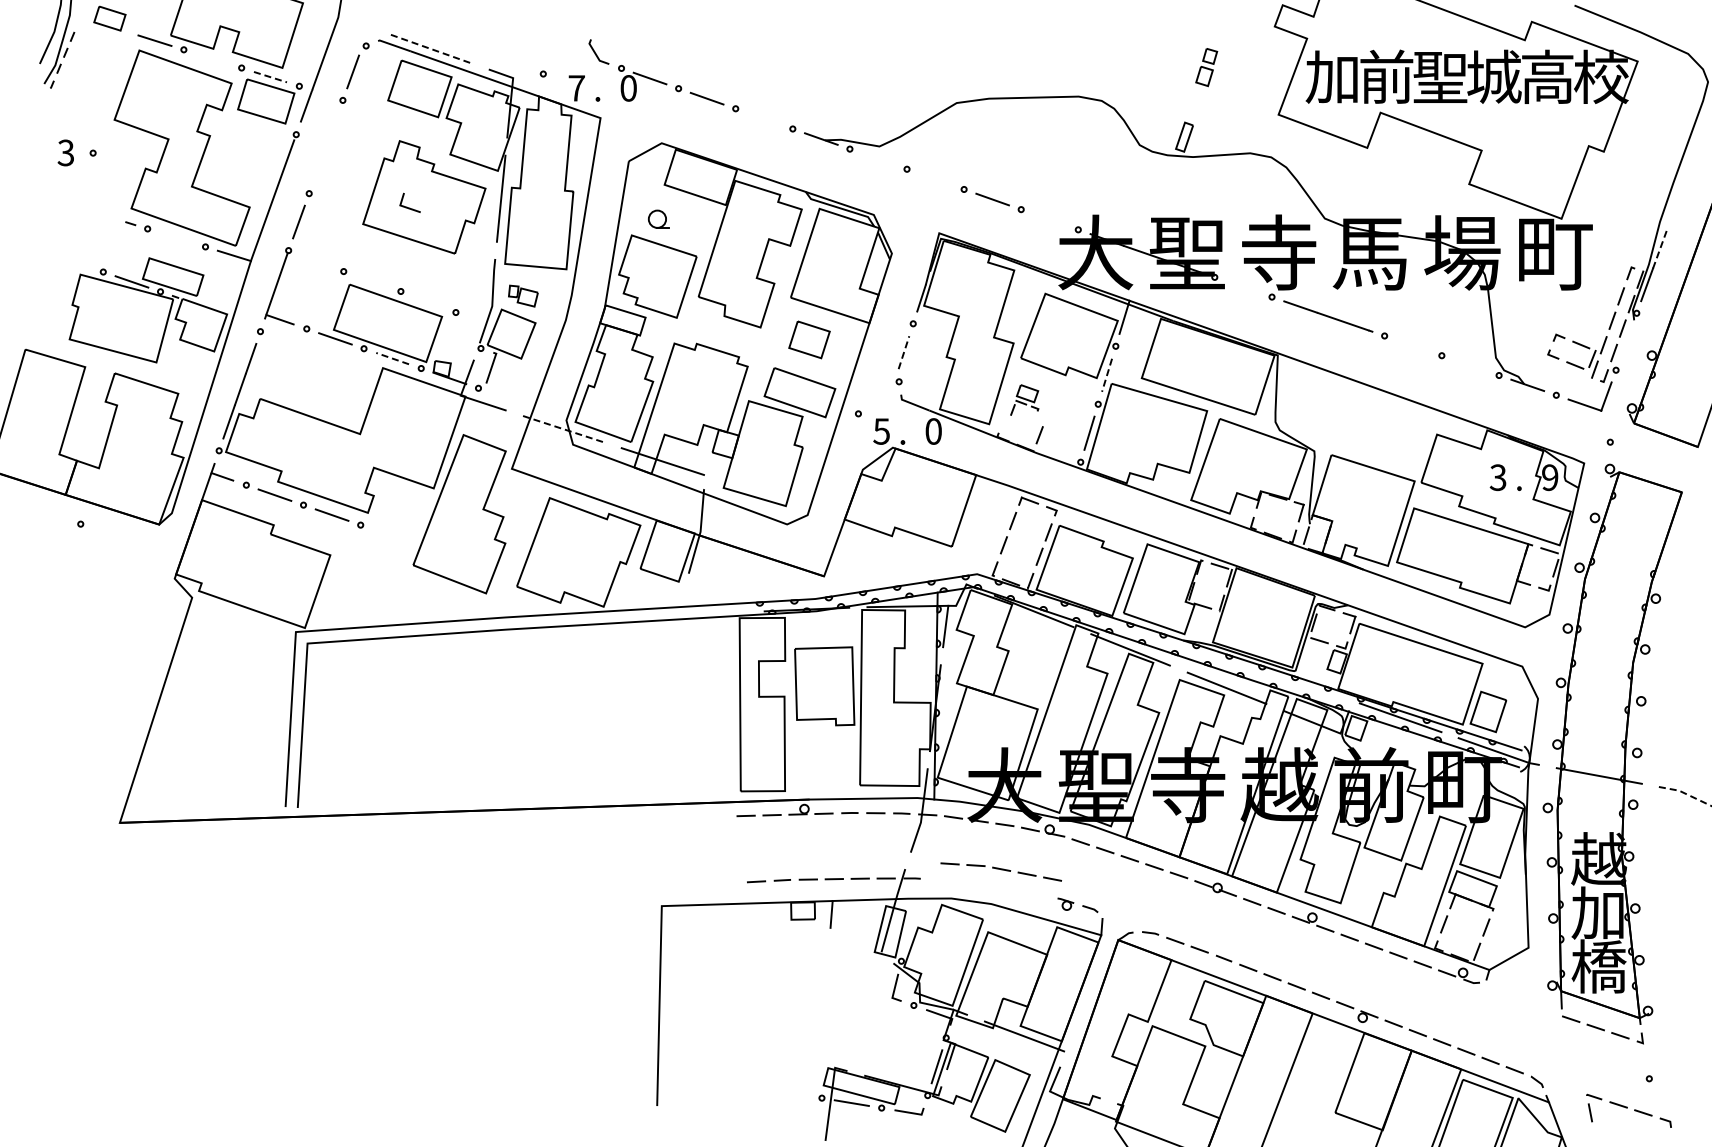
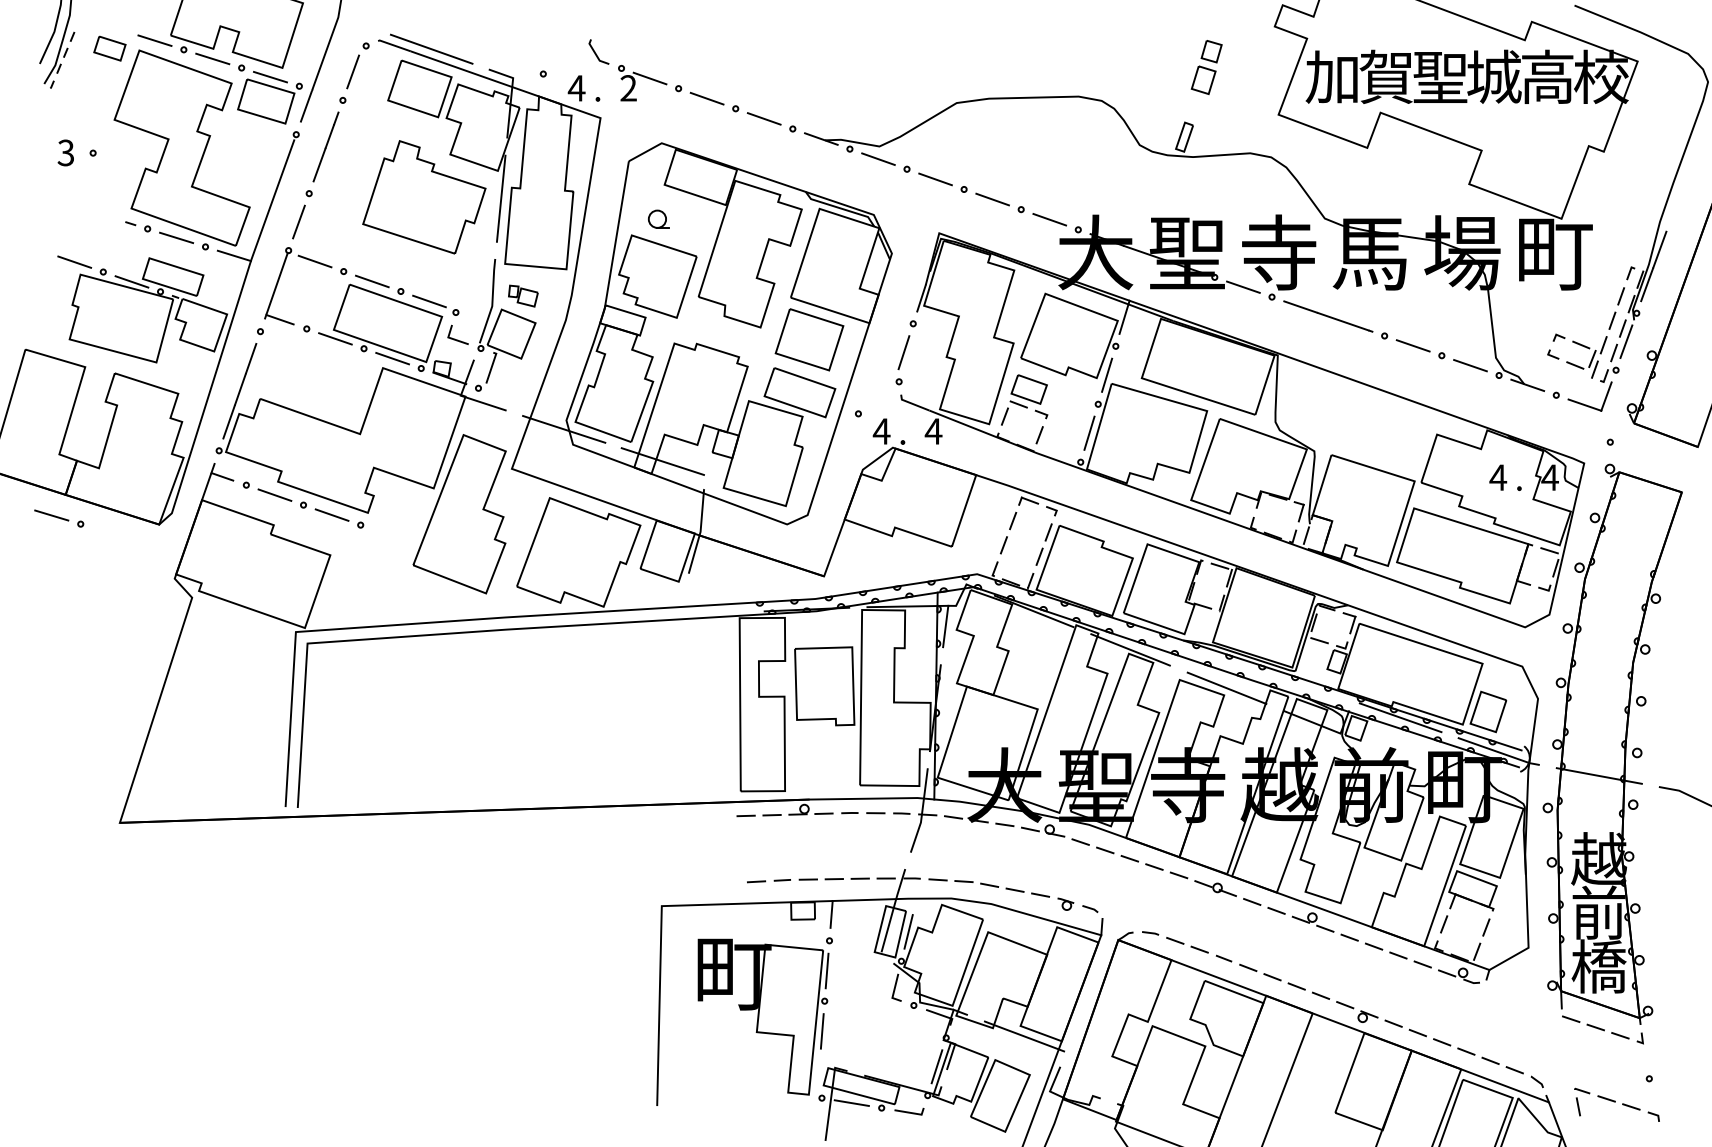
part position: (109, 18) -> (109, 48) (109, 48)
line: dashed -> solid (432, 49)
line: none -> present (212, 58)
part size: 24x40 px -> 33x55 px (1206, 67)
text: 前 -> 賀 (1386, 76)
line: dashed -> solid (270, 77)
text: 7 -> 4 (576, 88)
text: 0 -> 2 (628, 88)
line: none -> present (763, 118)
line: none -> present (325, 146)
line: none -> present (878, 158)
line: none -> present (935, 179)
line position: (407, 206) -> (455, 338) (455, 338)
line: none -> present (1049, 219)
line: none -> present (176, 237)
line: dashed -> solid (1660, 249)
line: none -> present (74, 261)
line: none -> present (314, 261)
line: none -> present (372, 281)
line: none -> present (1243, 286)
line: none -> present (429, 301)
part size: 43x40 px -> 71x64 px (809, 339)
line: none -> present (1626, 341)
line: none -> present (1412, 345)
line: dashed -> solid (904, 352)
line: dashed -> solid (392, 358)
line: none -> present (1470, 365)
line: dashed -> solid (1106, 375)
part size: 30x32 px -> 48x52 px (1024, 399)
line: dashed -> solid (564, 429)
text: 5 -> 4 (881, 431)
text: 0 -> 4 (933, 431)
text: 3 -> 4 (1498, 477)
text: 9 -> 4 (1549, 477)
line: none -> present (51, 515)
line: dashed -> solid (1685, 793)
part position: (1000, 871) -> (988, 887) (988, 887)
text: 加 -> 前 (1598, 912)
line: none -> present (908, 931)
part: none -> present (764, 1016)
part position: (1628, 1110) -> (1616, 1104) (1616, 1104)
